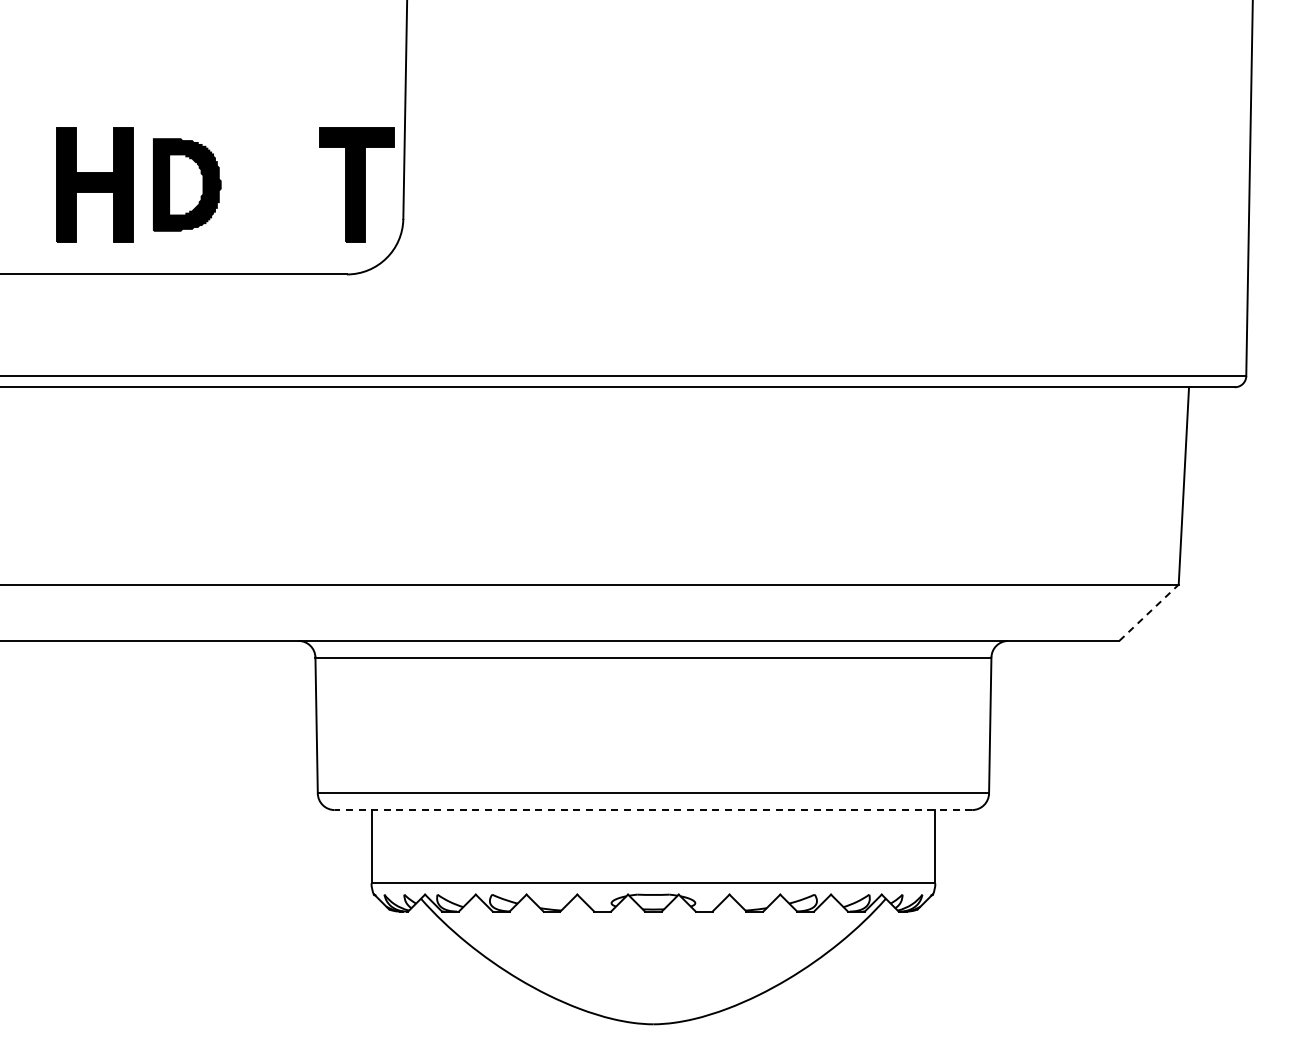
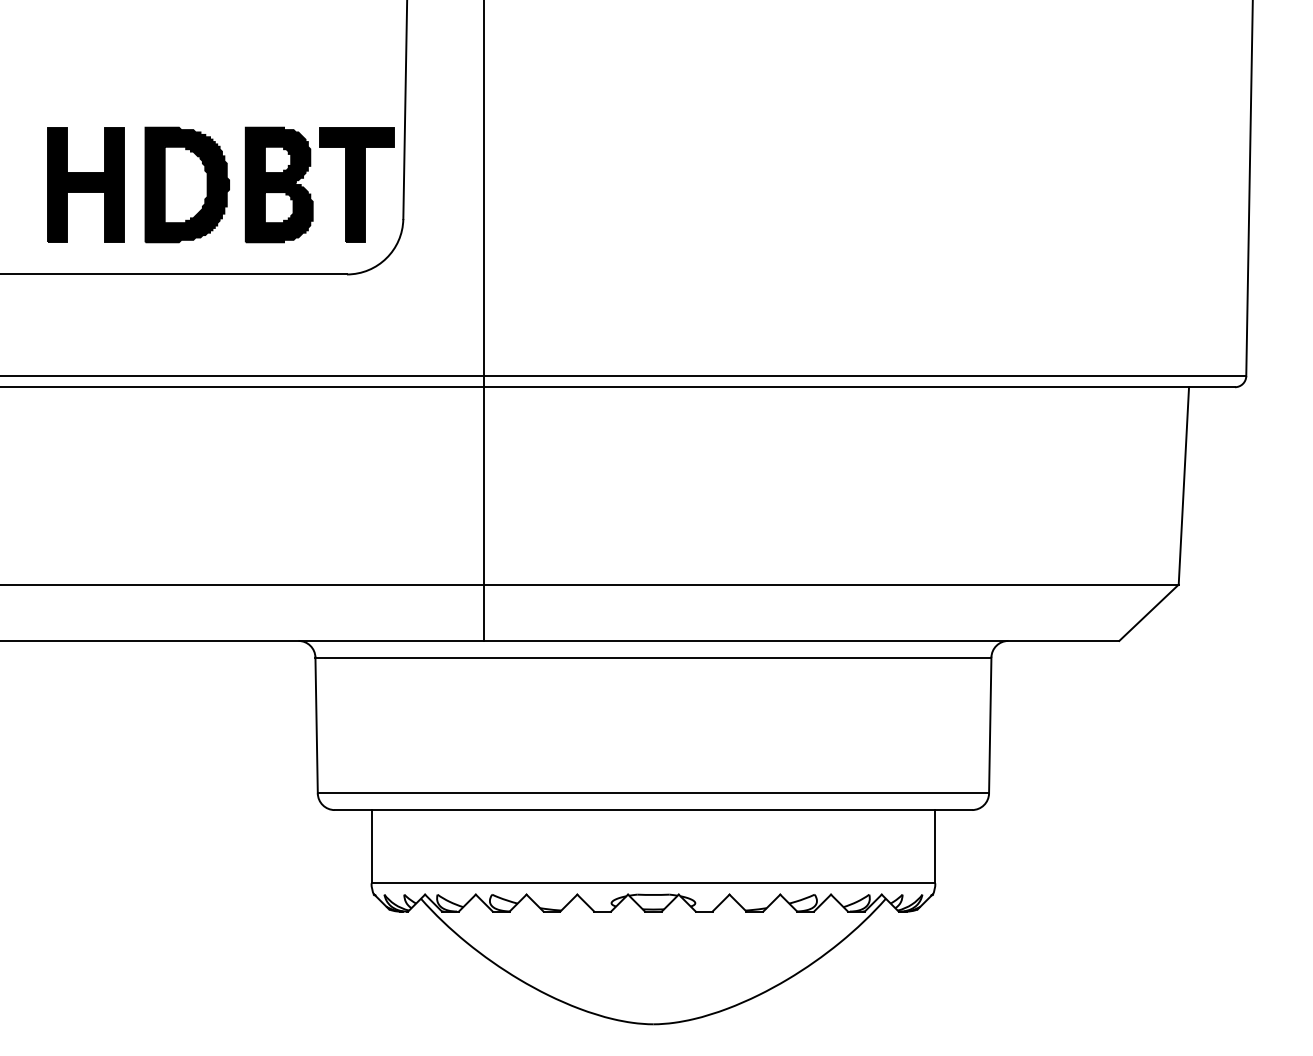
part position: (94, 184) -> (85, 184) (85, 184)
part size: 69x94 px -> 86x118 px (186, 184)
part: none -> present (278, 184)
line: none -> present (484, 321)
line: dashed -> solid (1149, 612)
line: dashed -> solid (653, 810)
